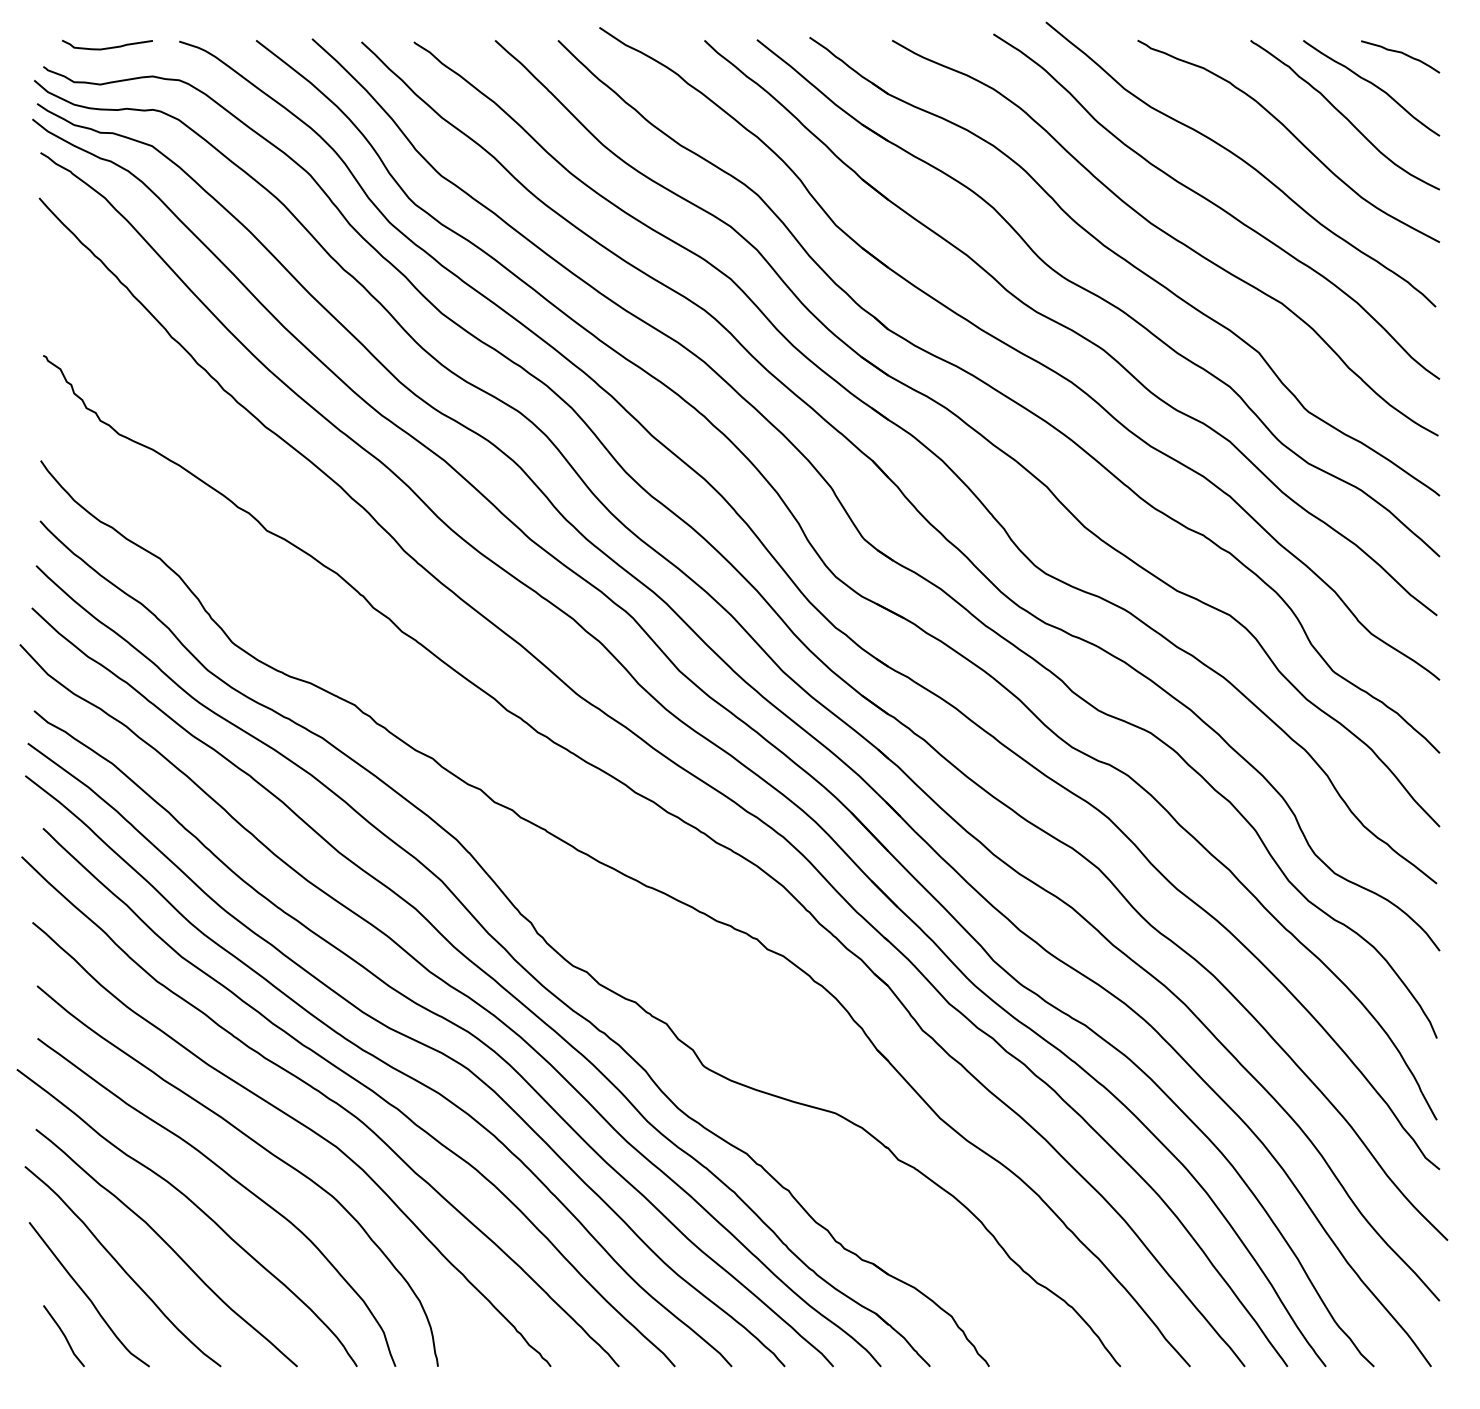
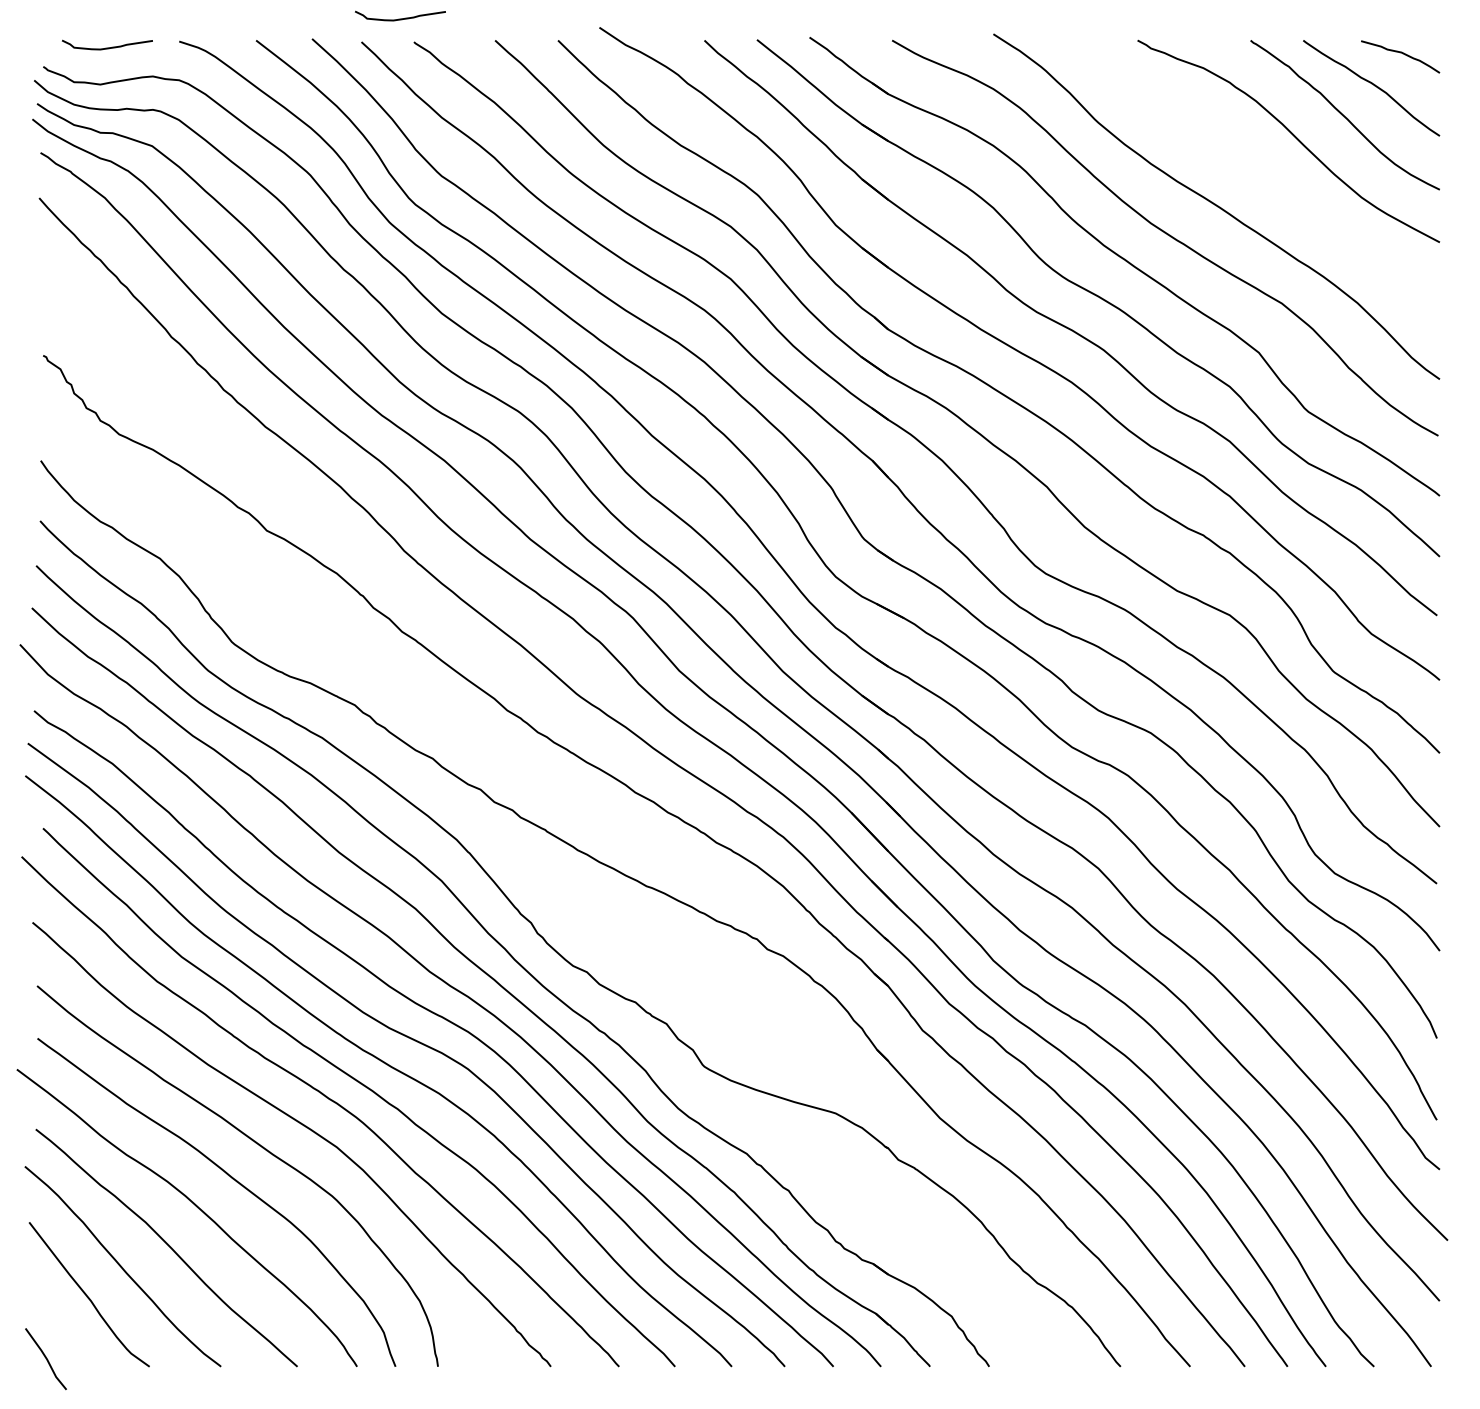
curve: none -> present (400, 18)
curve: present -> none (1242, 161)
line position: (63, 1335) -> (45, 1358) (45, 1358)
